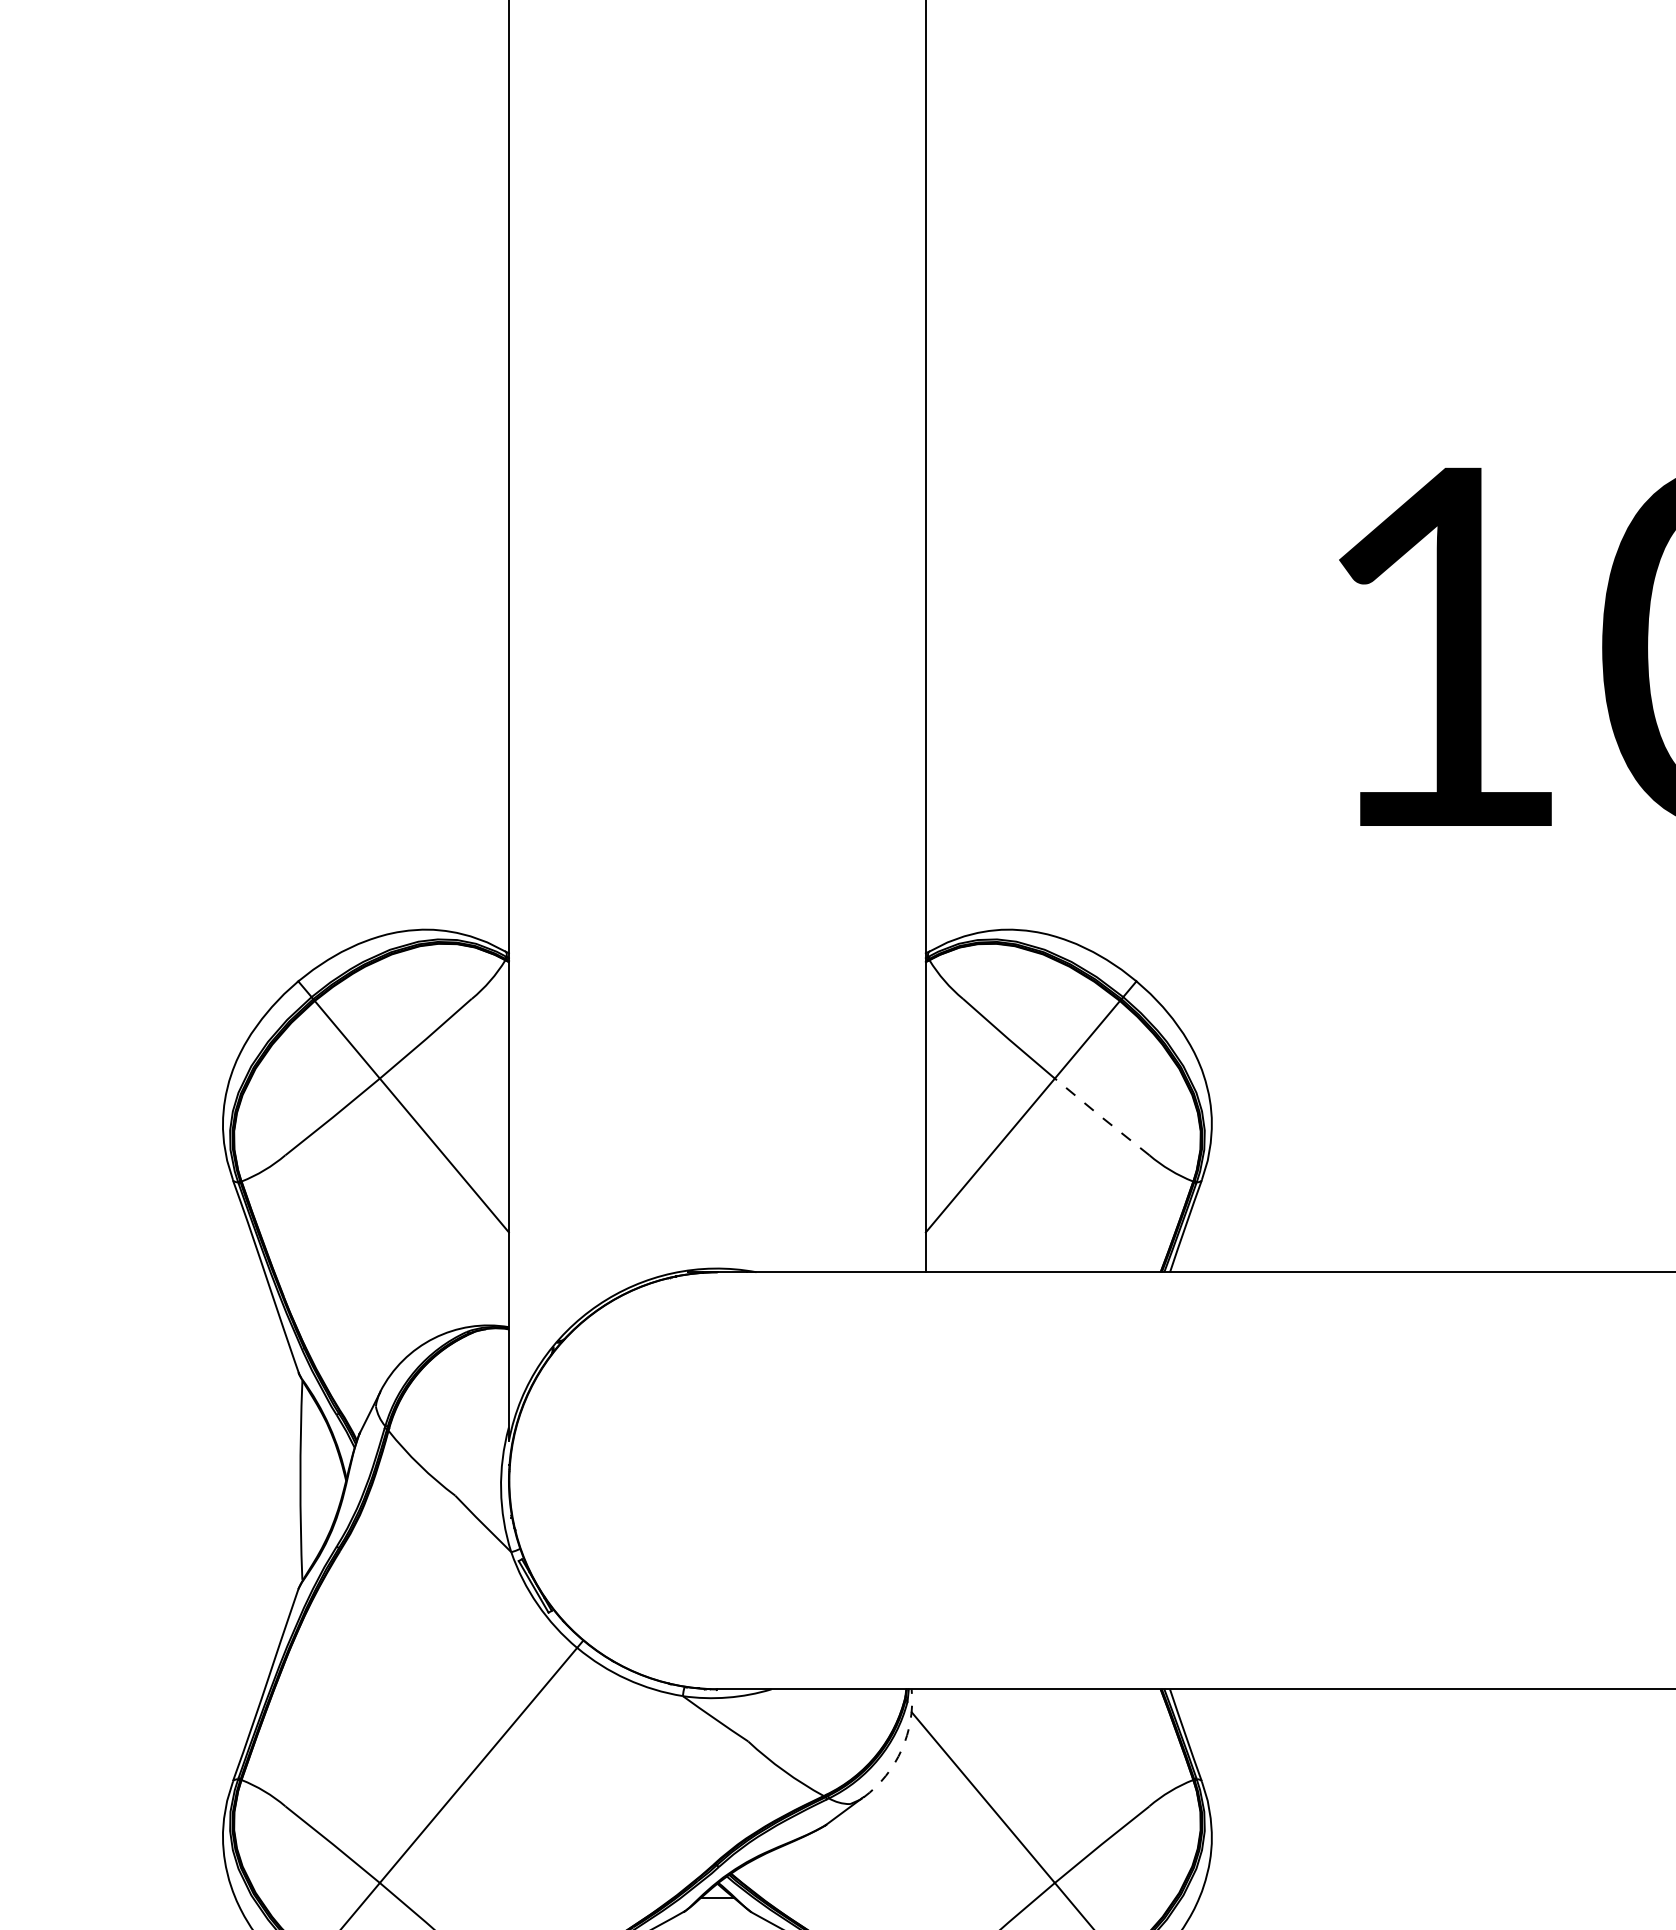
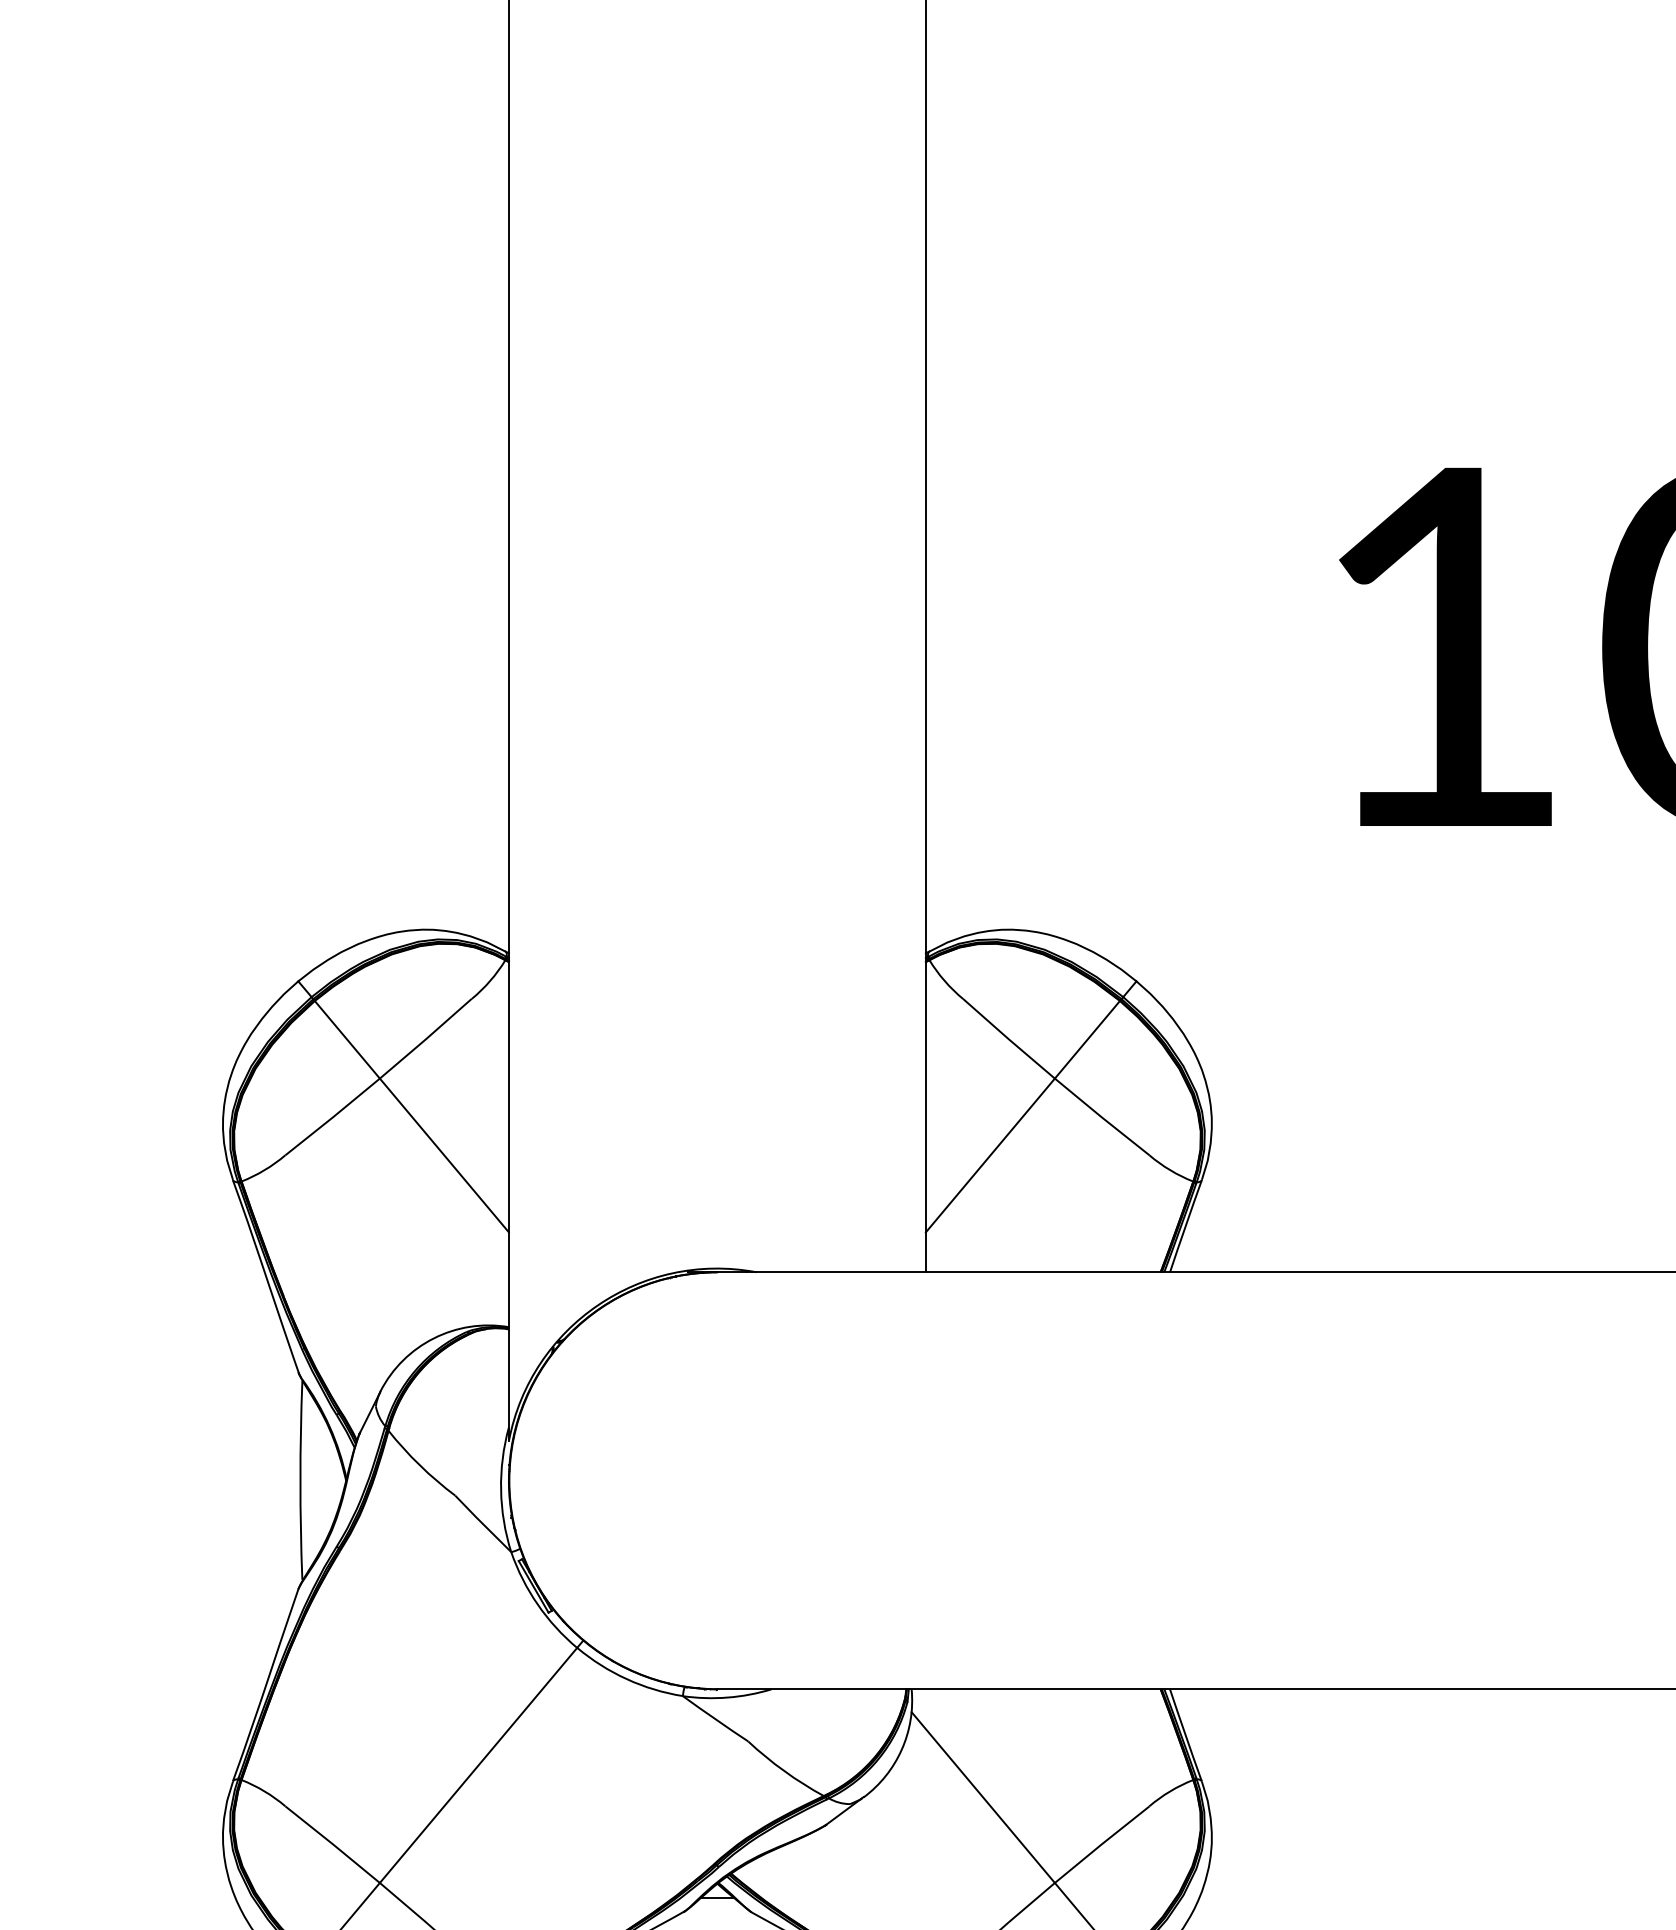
line: dashed -> solid (1101, 1117)
arc: dashed -> solid (901, 1749)
